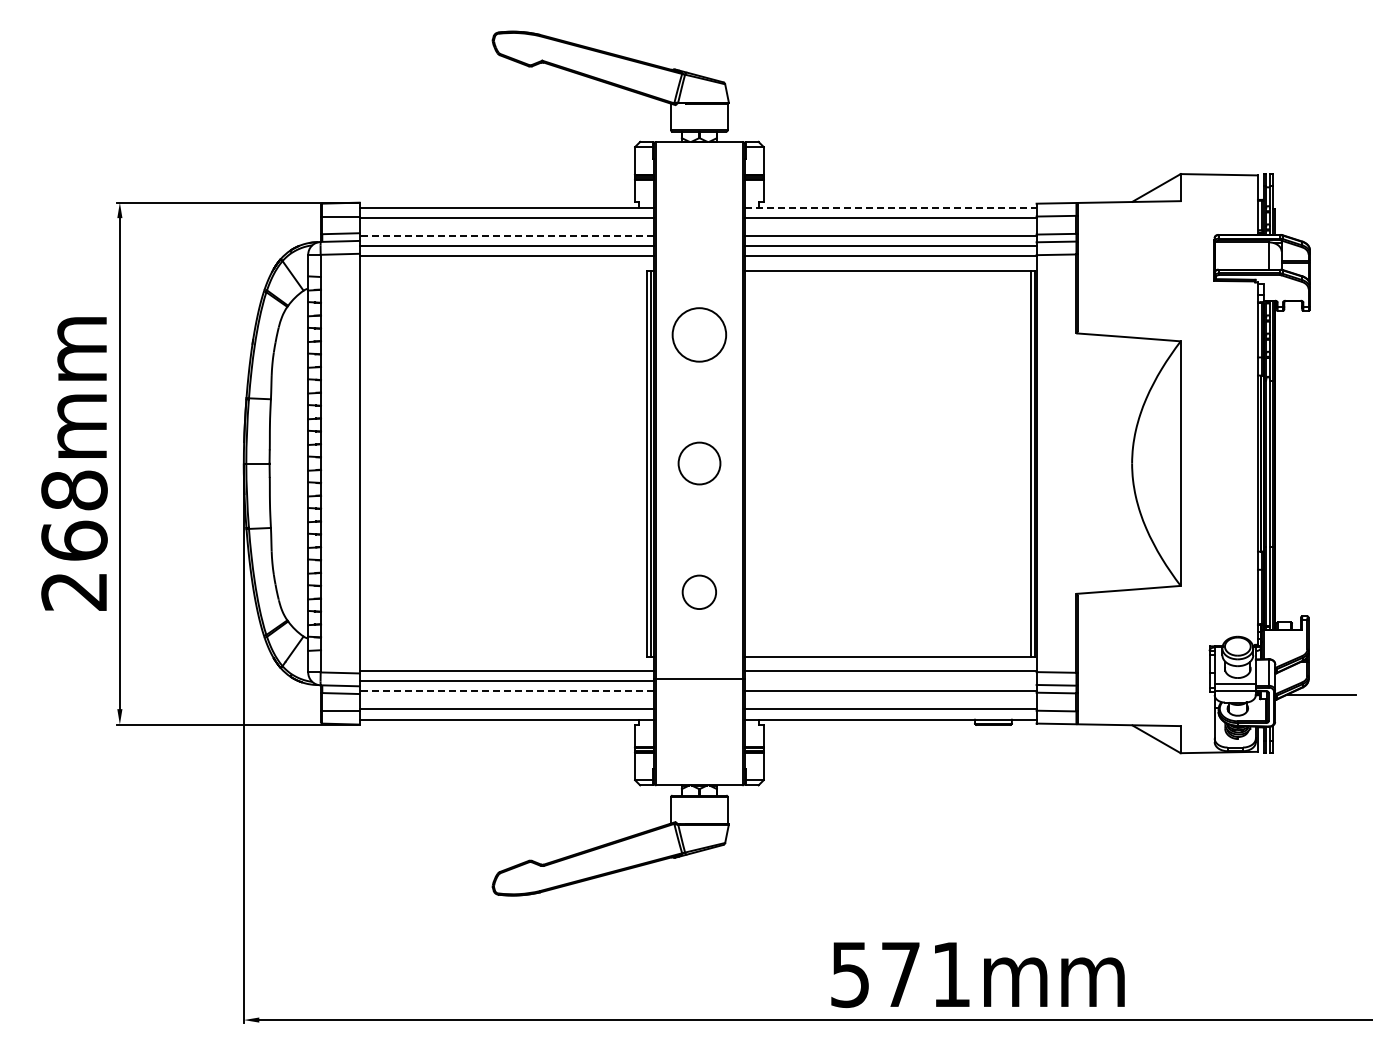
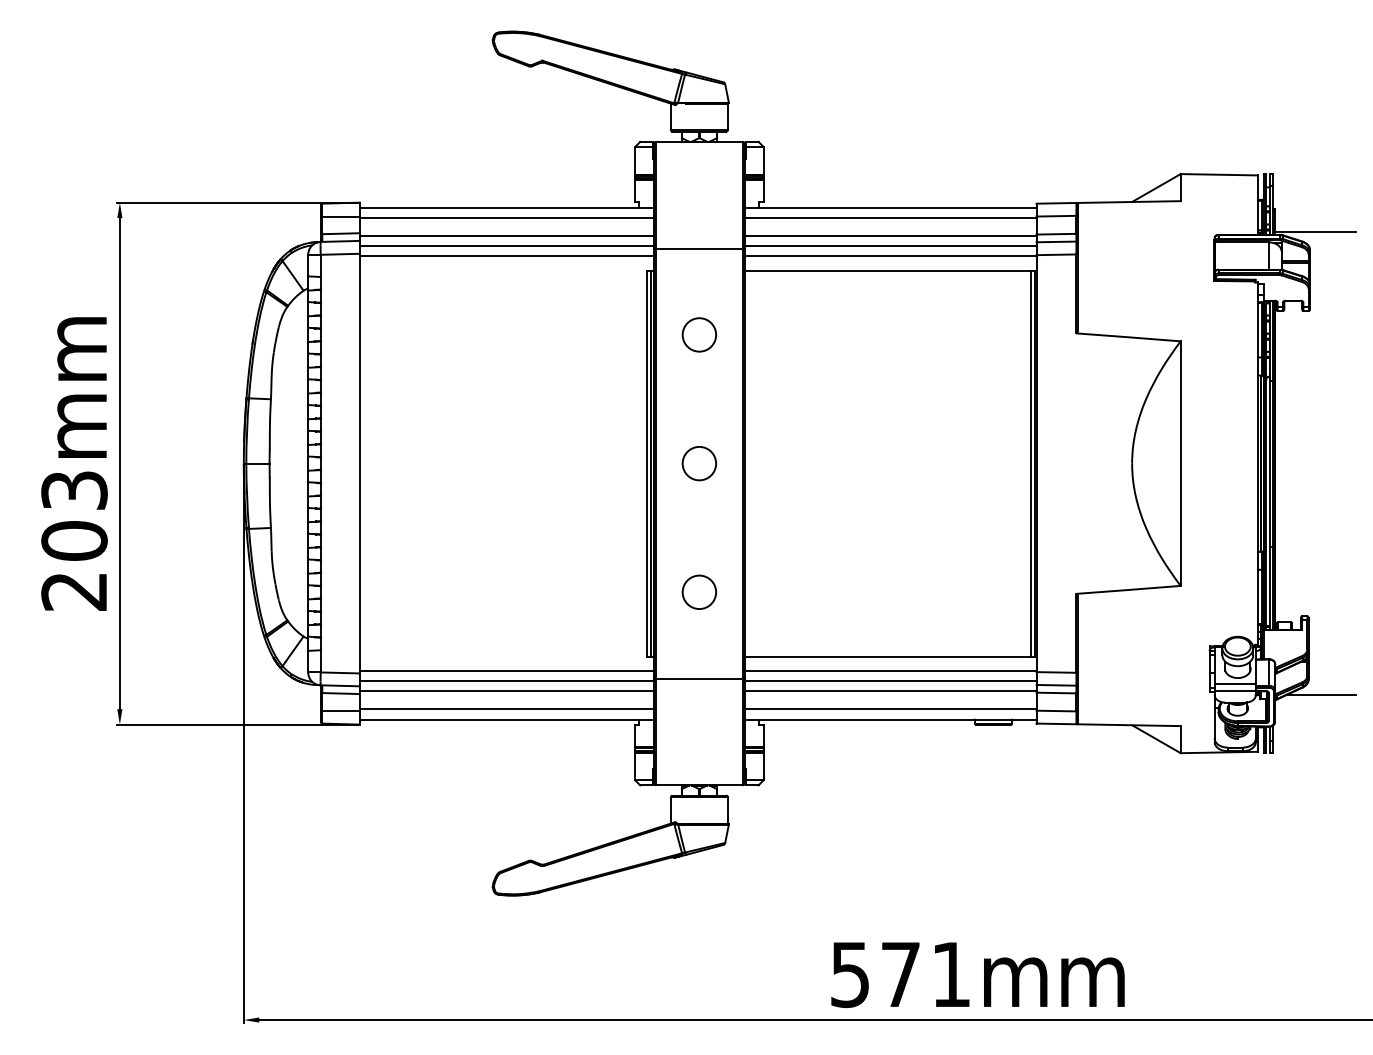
line: dashed -> solid (890, 207)
line: none -> present (1315, 231)
line: dashed -> solid (506, 235)
line: none -> present (699, 248)
circle diameter: 54 px -> 33 px (699, 334)
circle size: 45x45 px -> 36x36 px (698, 463)
text: 268mm -> 203mm (74, 515)
line: none -> present (890, 681)
line: dashed -> solid (506, 691)
